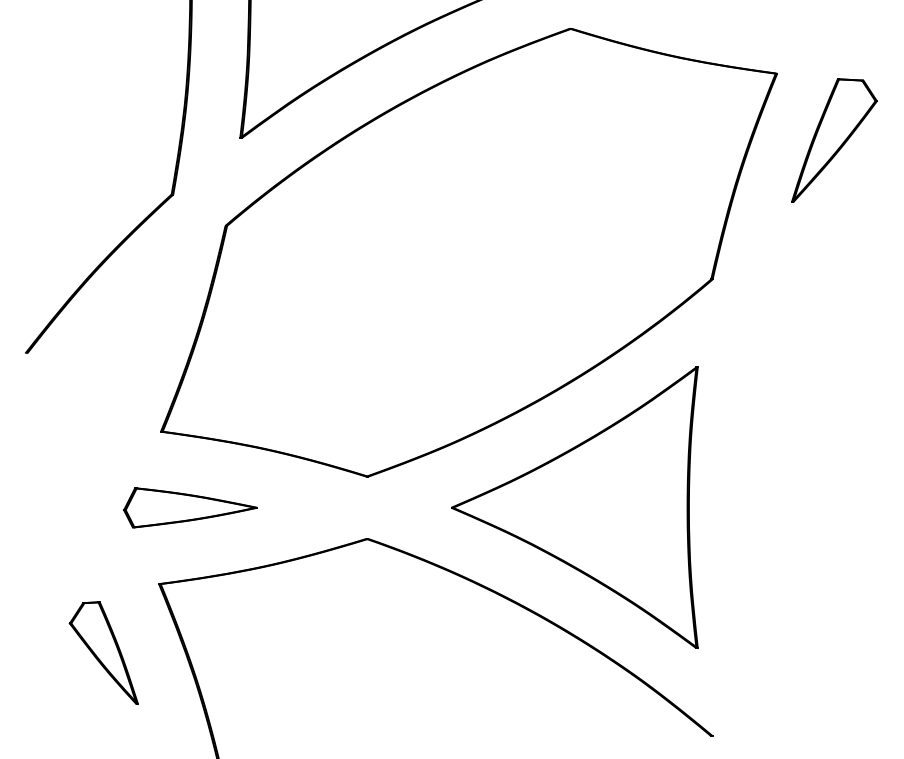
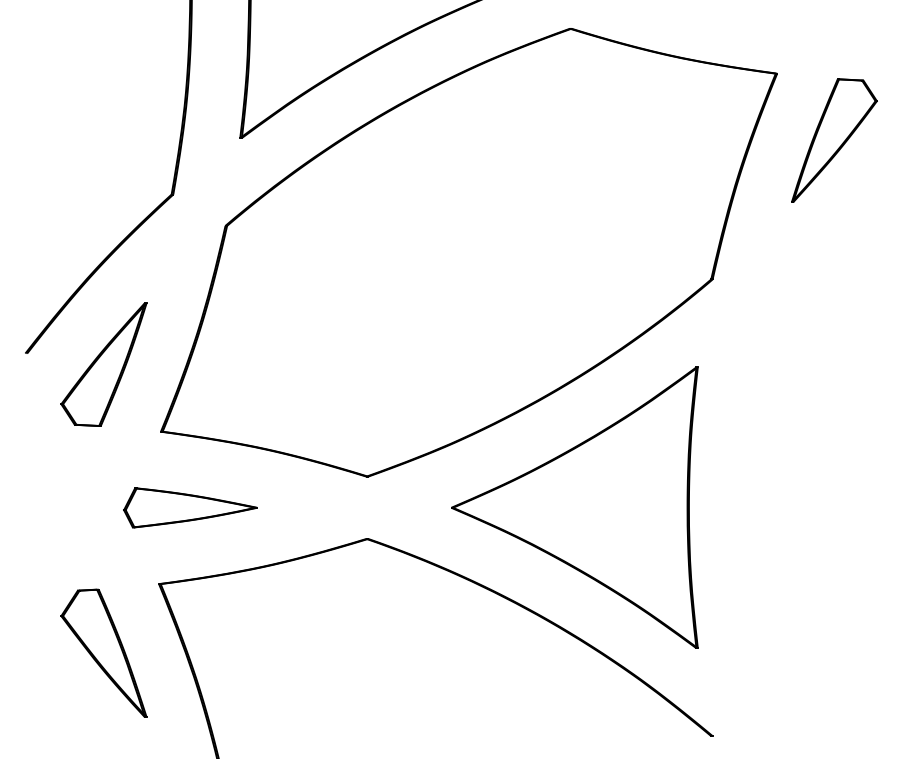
part: none -> present (103, 364)
part size: 71x104 px -> 88x130 px (103, 652)
